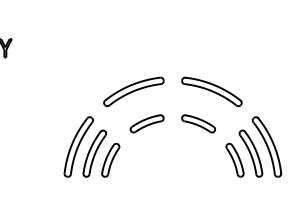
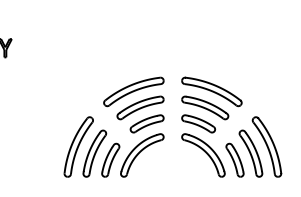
part: none -> present (140, 107)
part: none -> present (205, 107)
part: none -> present (142, 155)
part: none -> present (203, 155)
